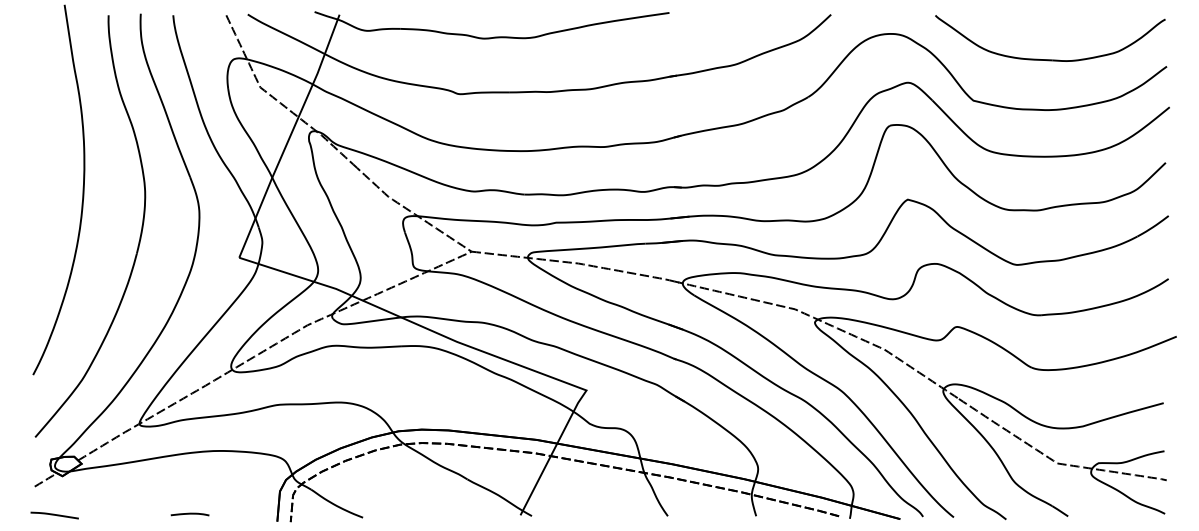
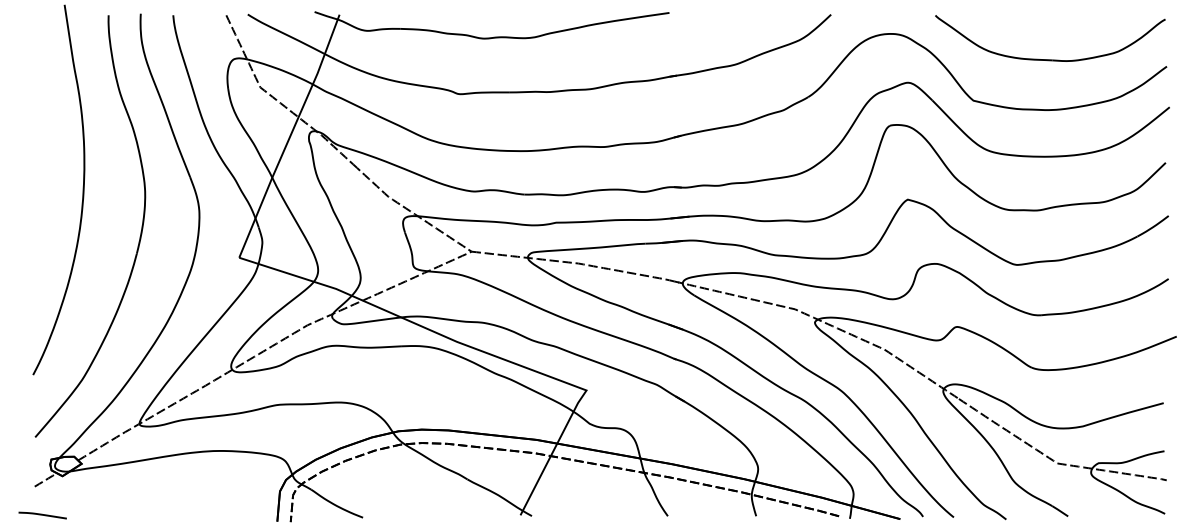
curve: present -> none (189, 514)
line position: (54, 515) -> (42, 515) (42, 515)
